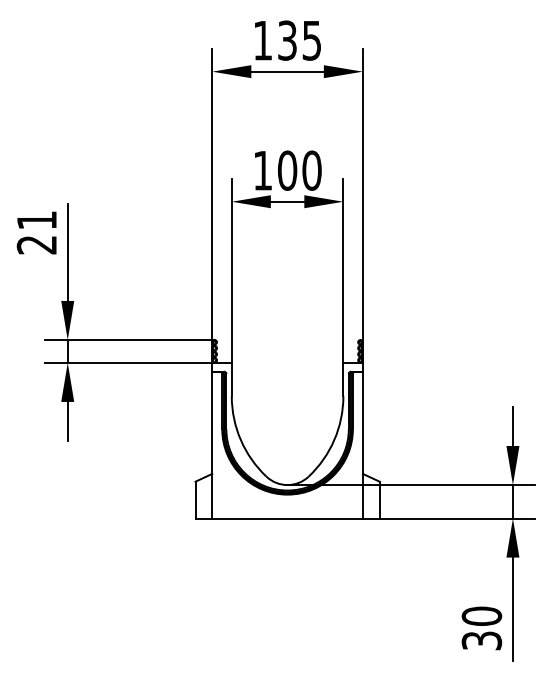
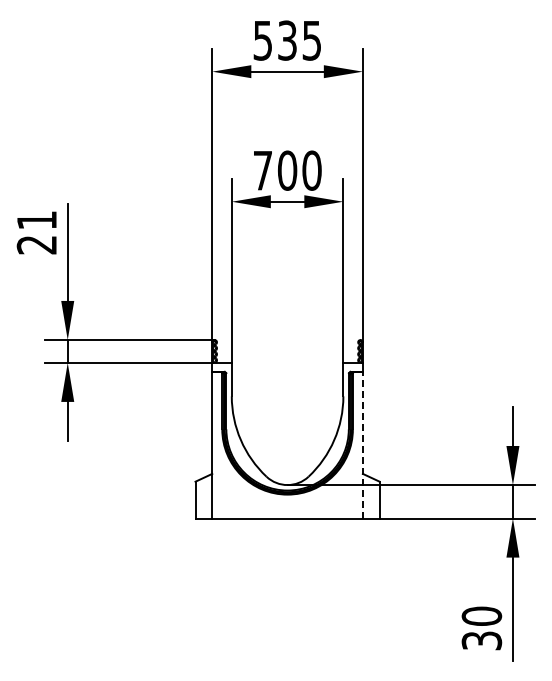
text: 135 -> 535 (262, 40)
text: 100 -> 700 (262, 170)
line: solid -> dashed (362, 444)
